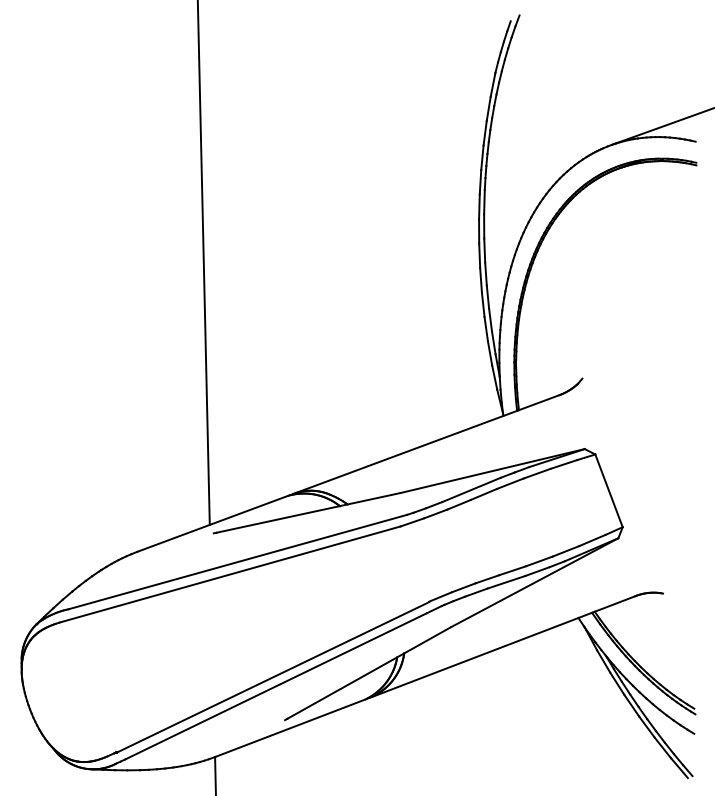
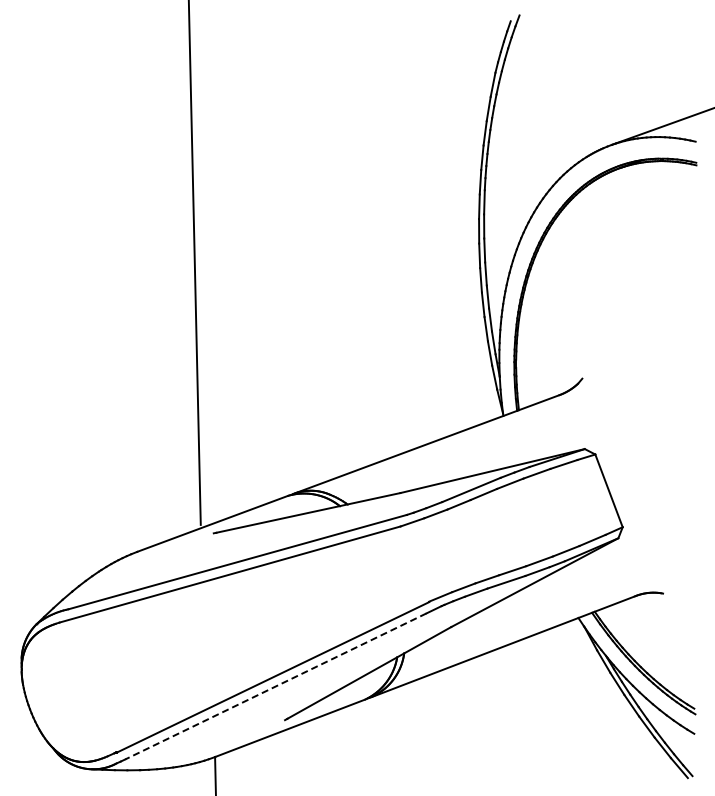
line position: (203, 263) -> (194, 263) (194, 263)
line: solid -> dashed (275, 686)
